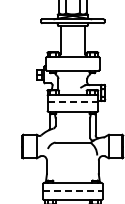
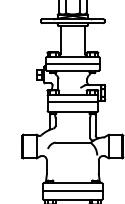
line: none -> present (72, 63)
line: dashed -> solid (73, 101)
line: dashed -> solid (72, 191)
